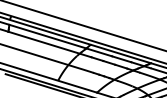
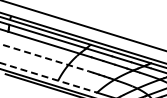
line: solid -> dashed (48, 58)
line: solid -> dashed (48, 77)
